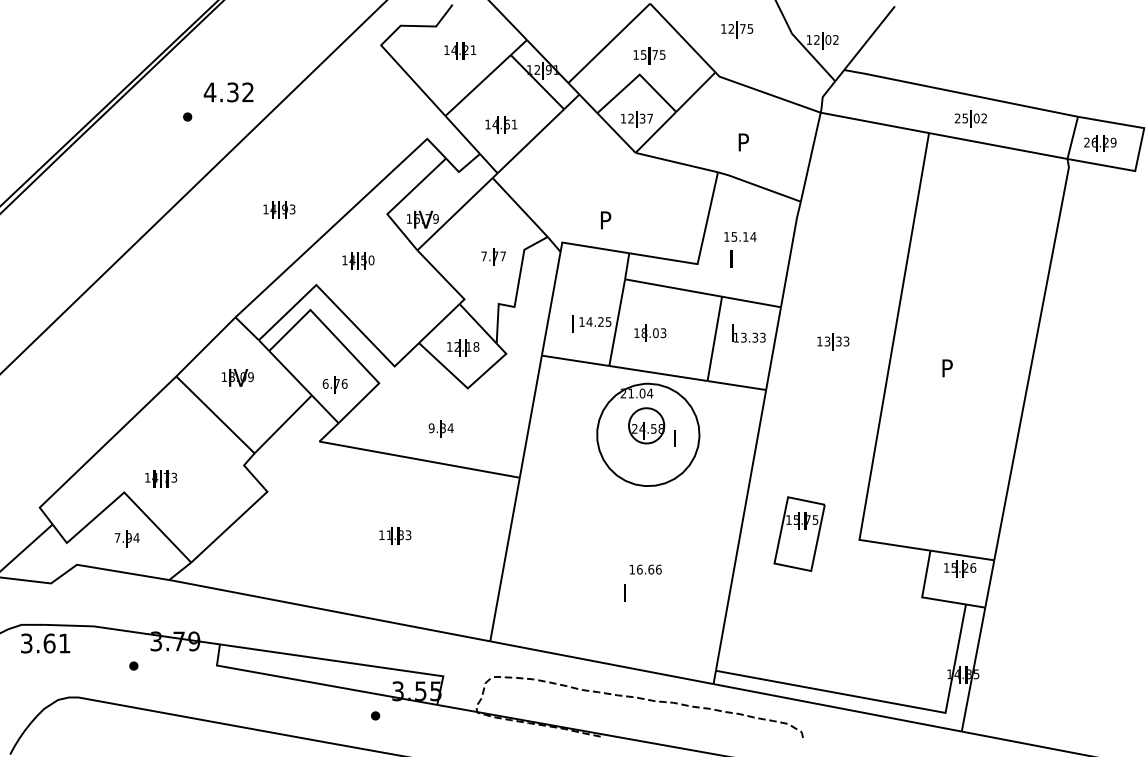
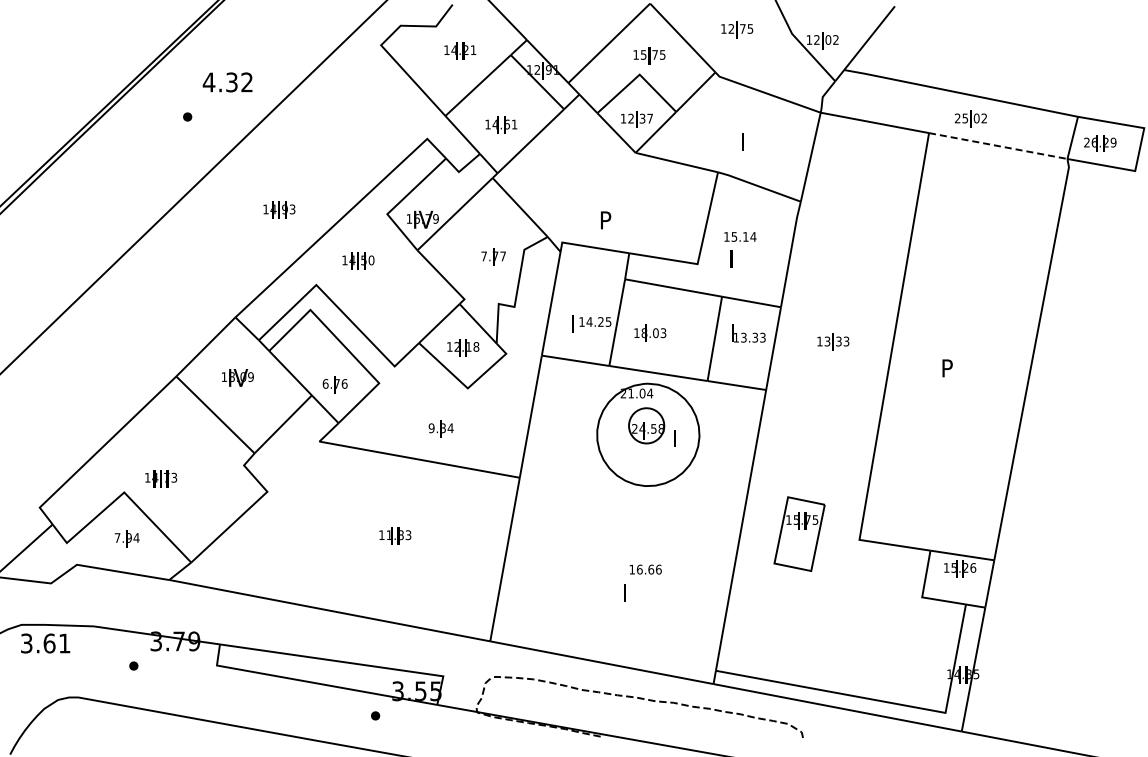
text position: (228, 92) -> (227, 82) (227, 82)
text: P -> I (743, 142)
line: solid -> dashed (998, 146)
